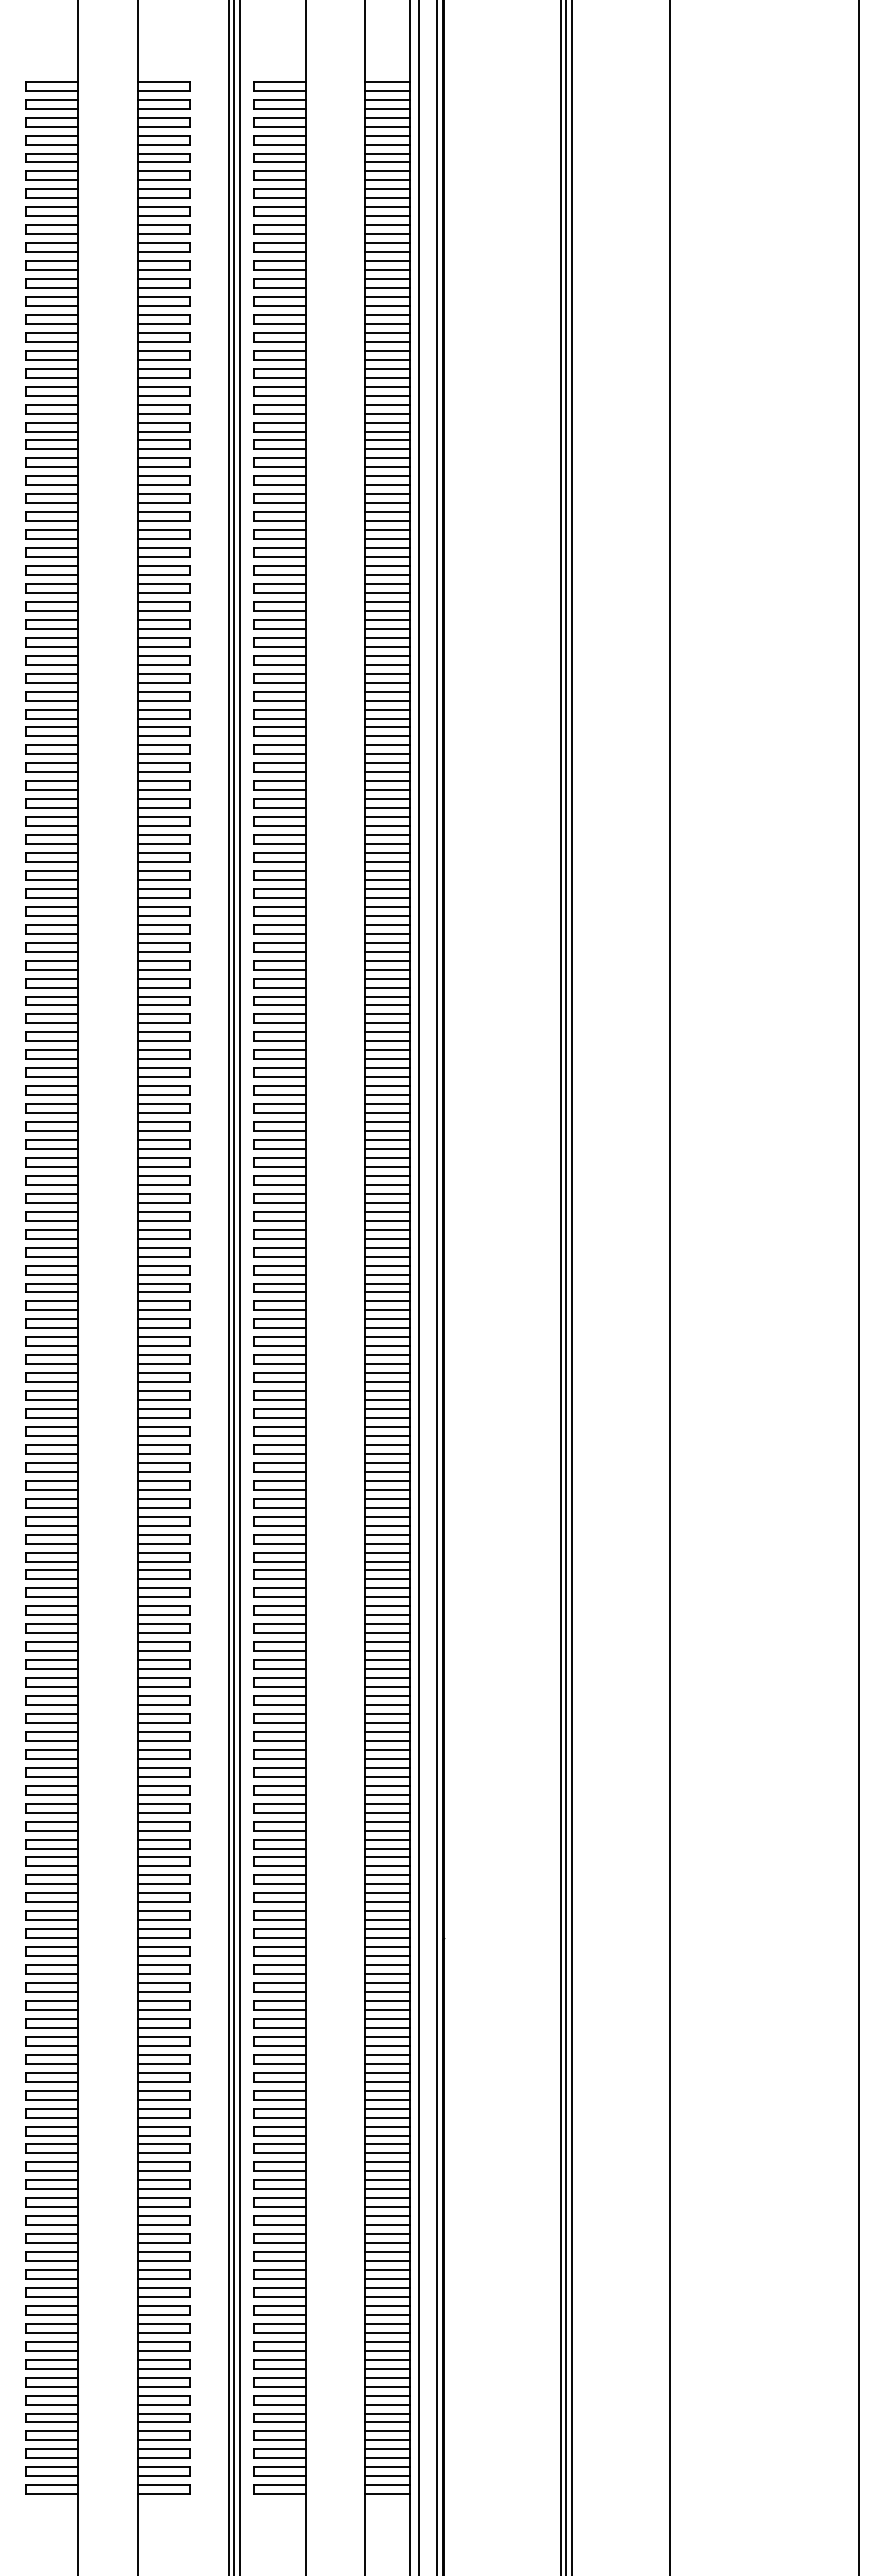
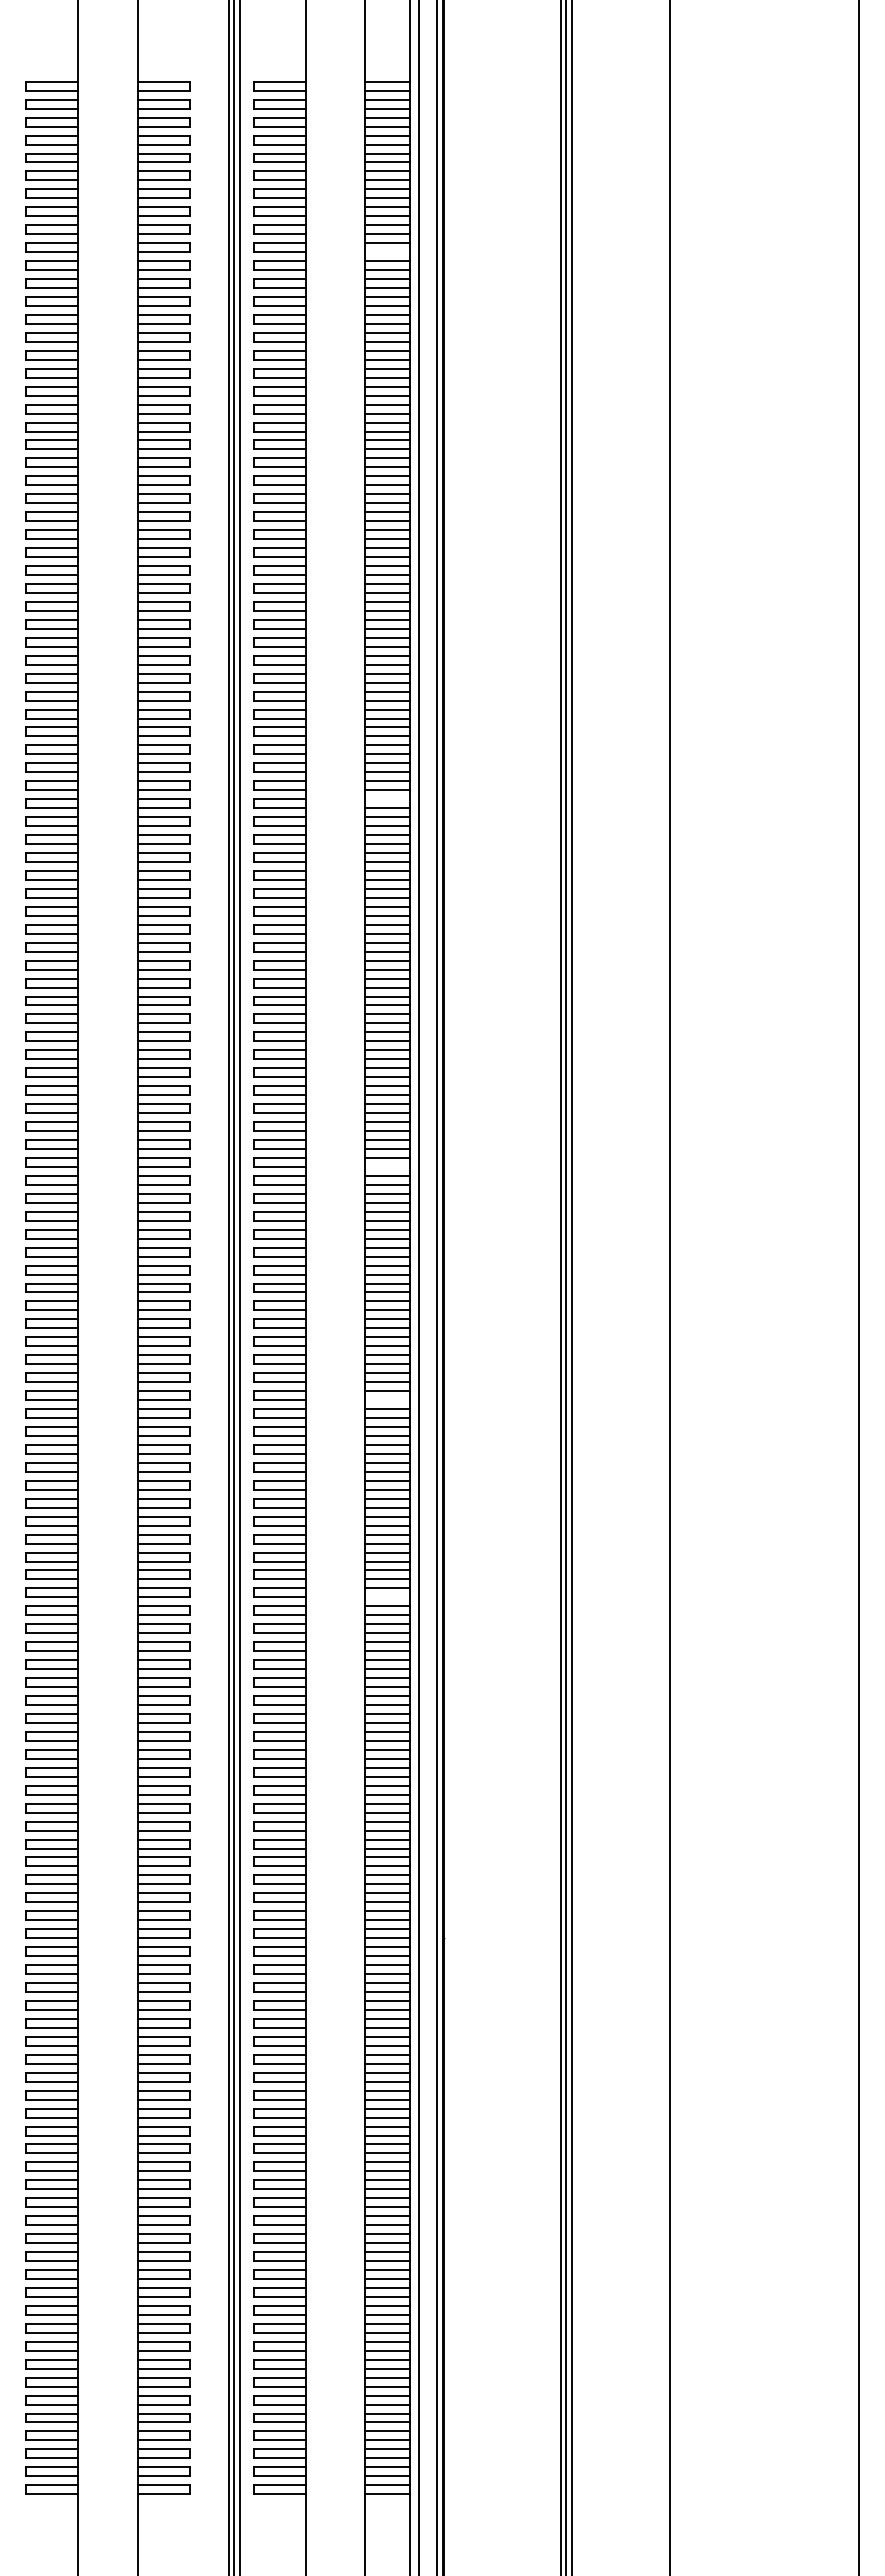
line: present -> none (387, 252)
line: present -> none (387, 799)
line: present -> none (387, 1166)
line: present -> none (387, 1400)
line: present -> none (387, 1597)
